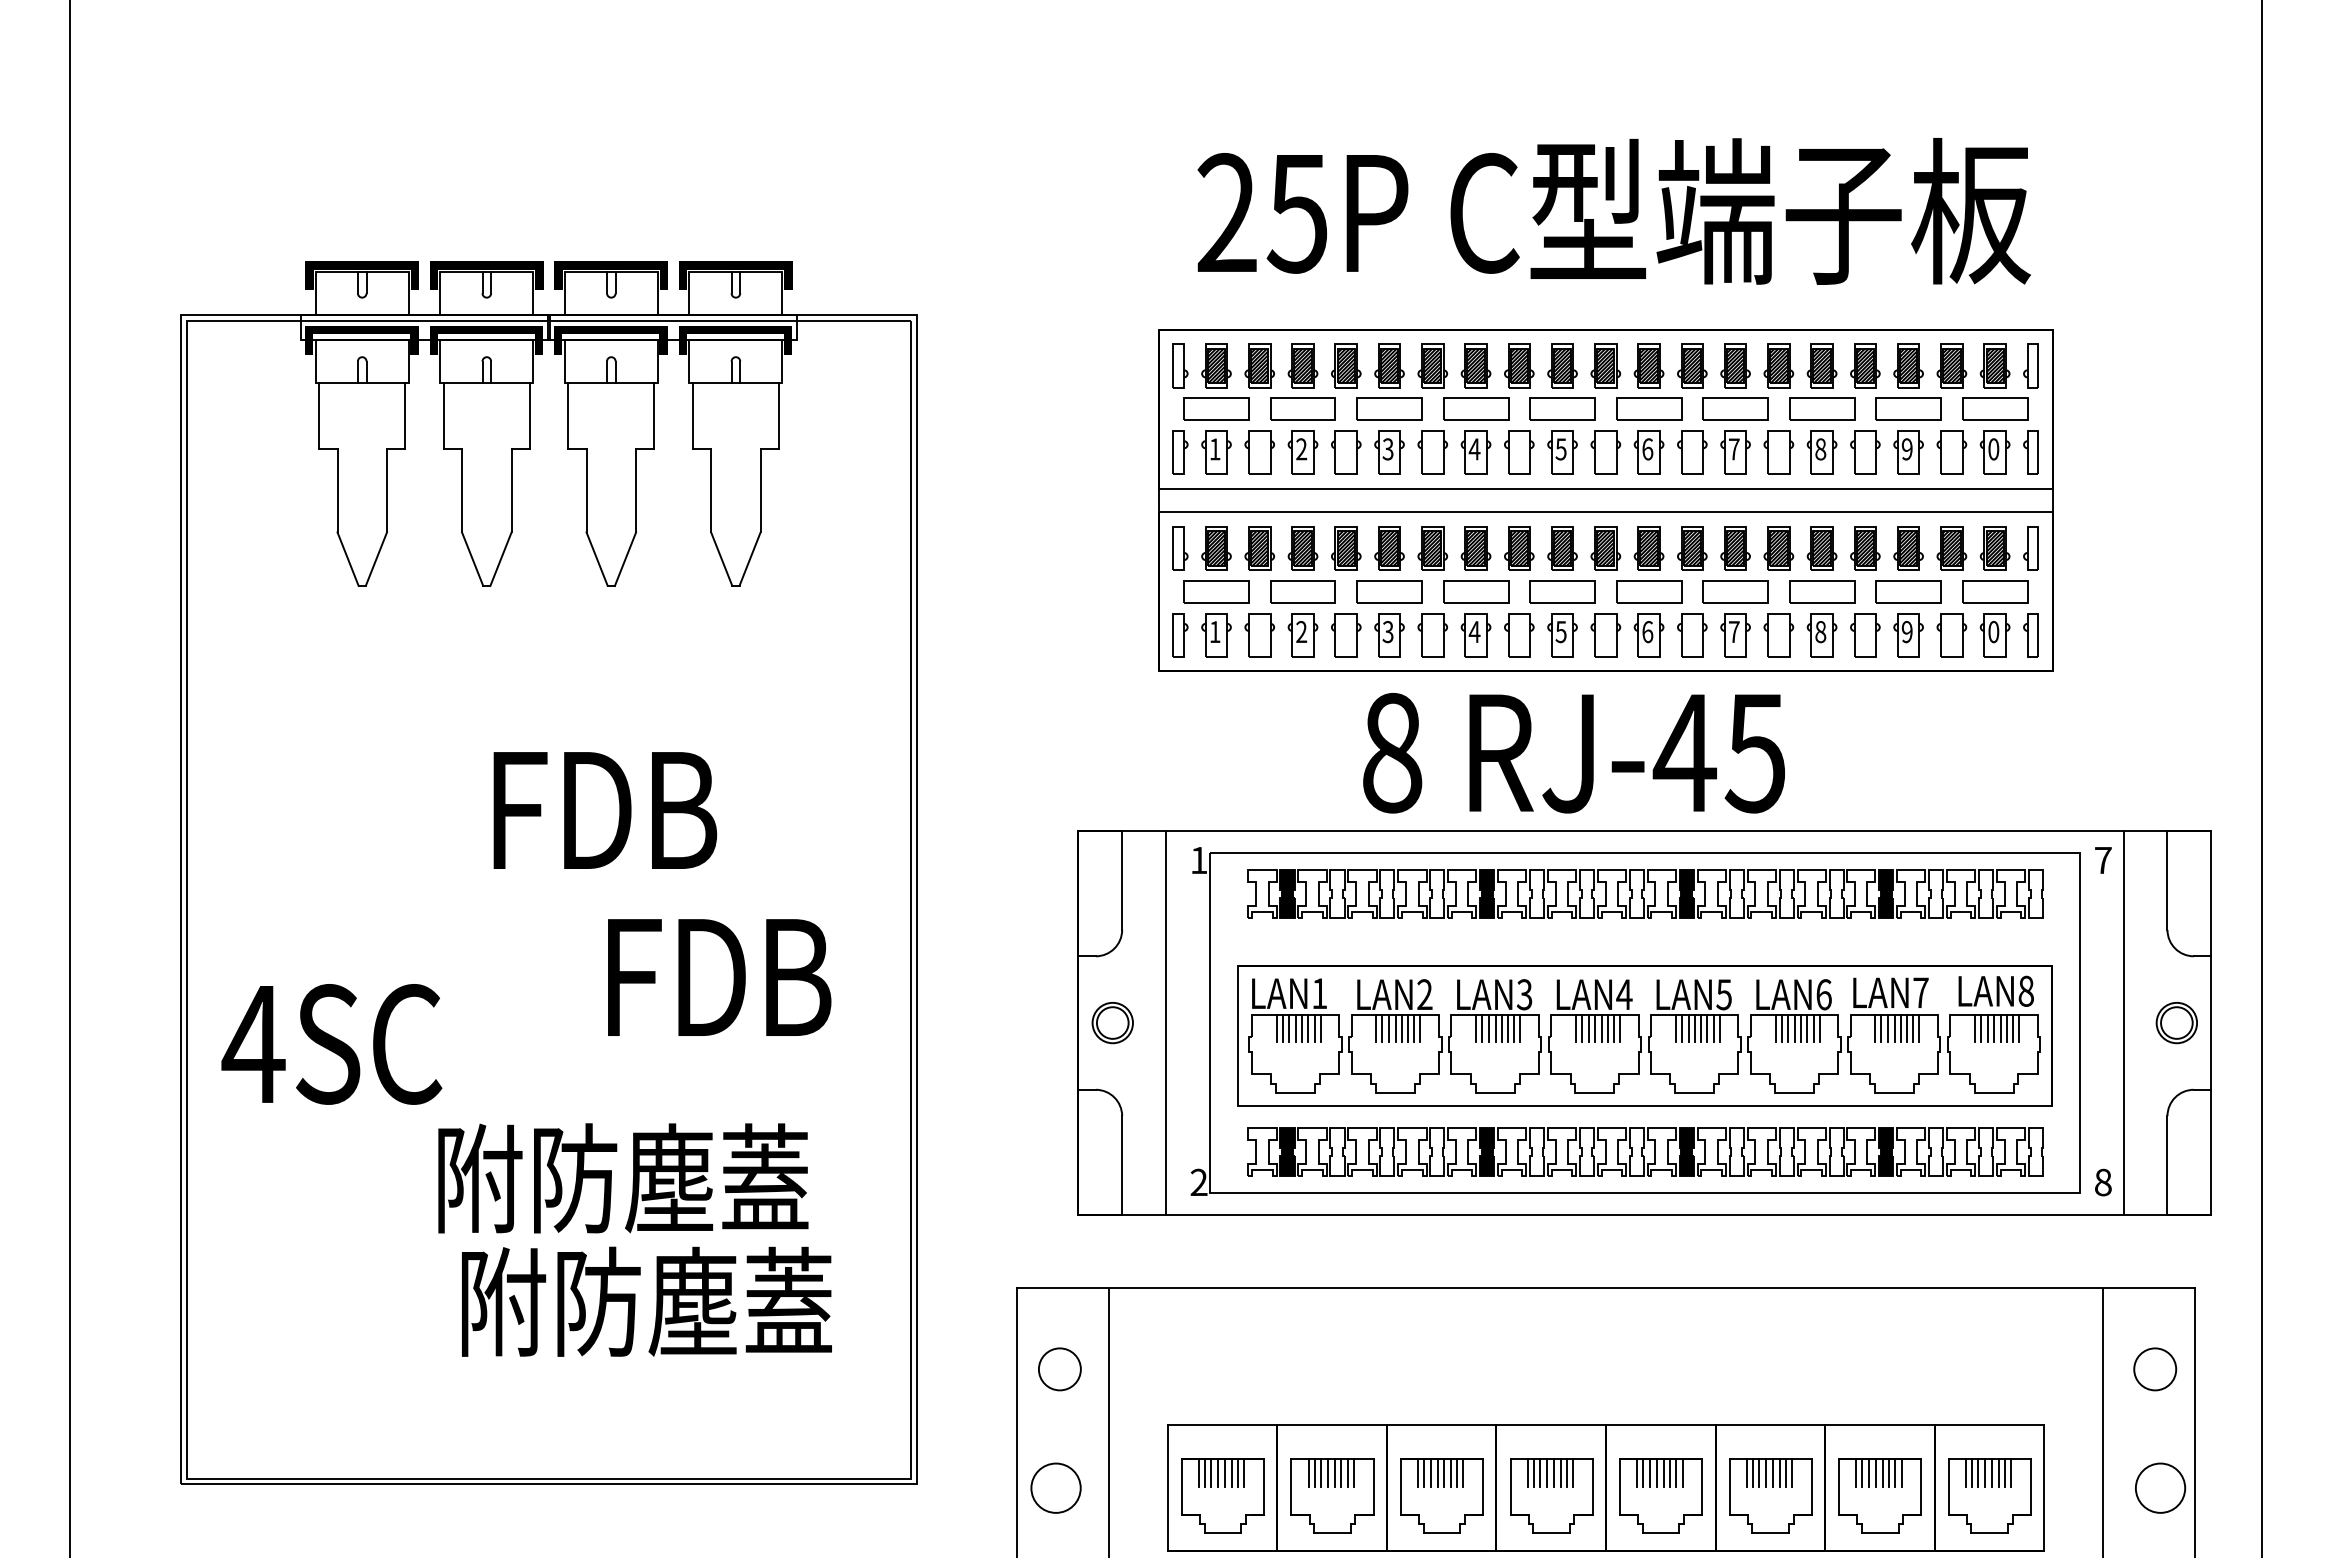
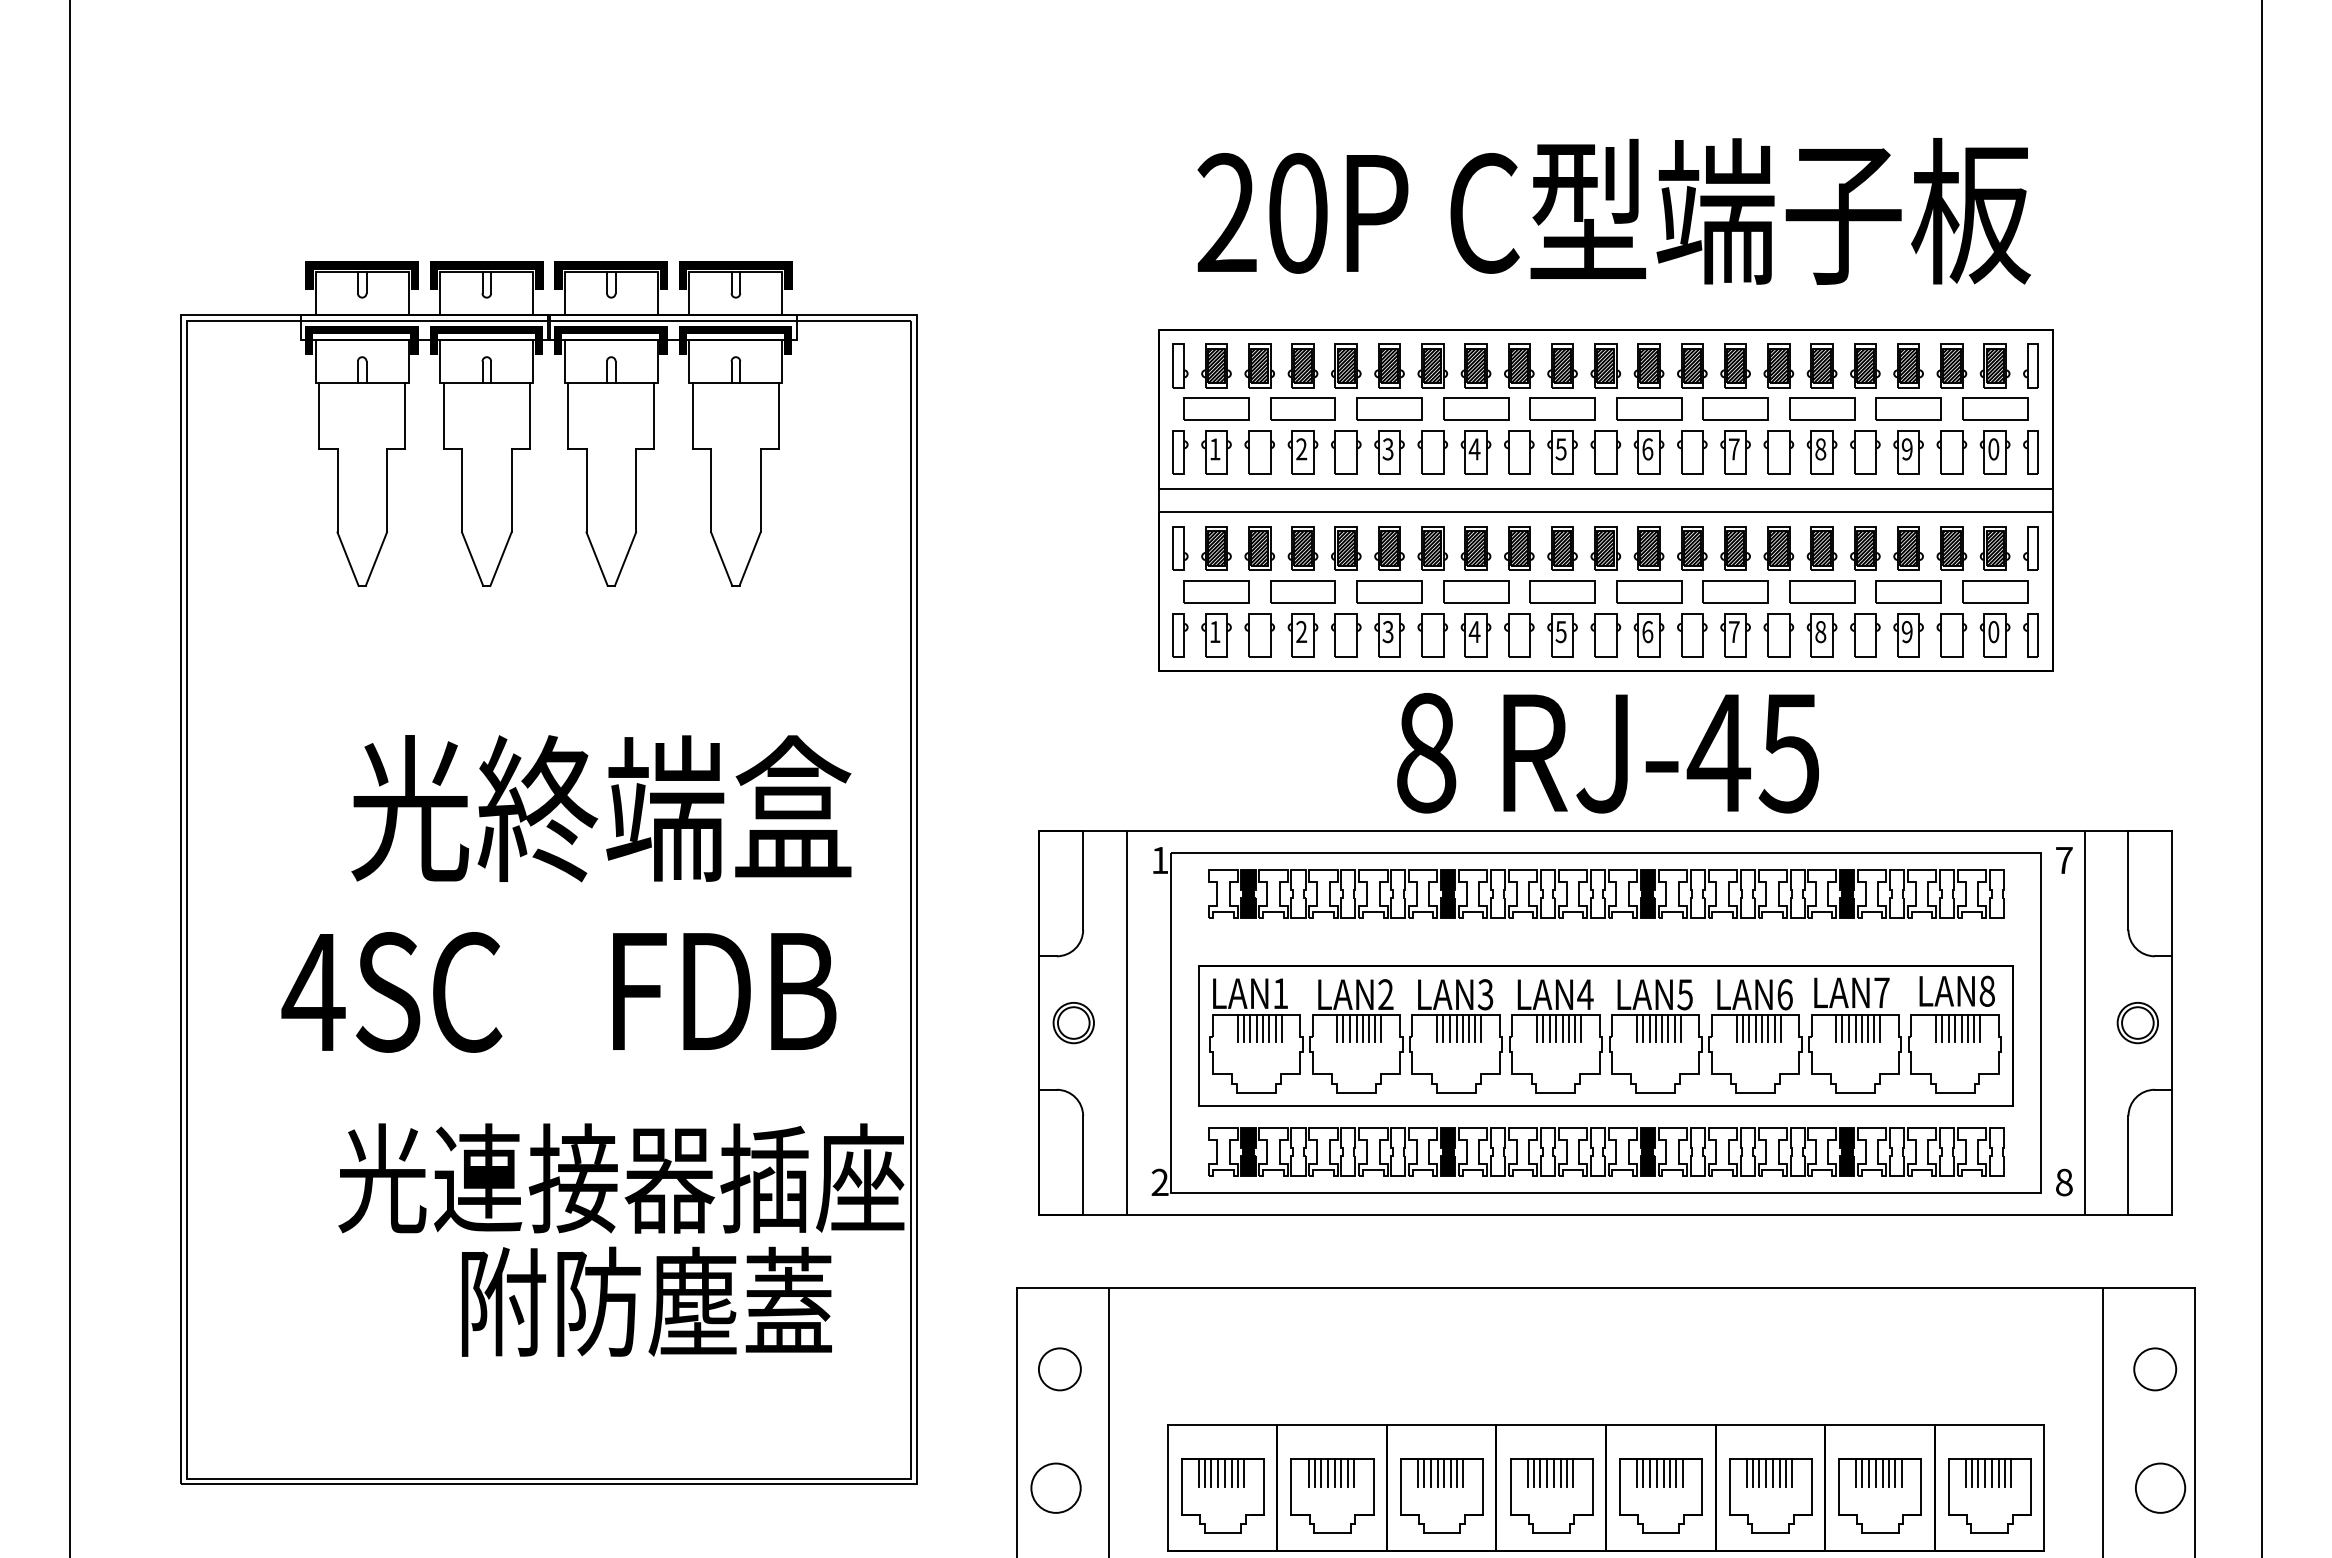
text: 25P -> 20P (1296, 213)
text position: (1573, 753) -> (1607, 753) (1607, 753)
text: FDB -> 光終端盒 (601, 808)
text position: (719, 977) -> (724, 991) (724, 991)
part position: (1644, 1022) -> (1605, 1022) (1605, 1022)
text position: (331, 1044) -> (391, 992) (391, 992)
text: 附防塵蓋 -> 光連接器插座 (621, 1178)
